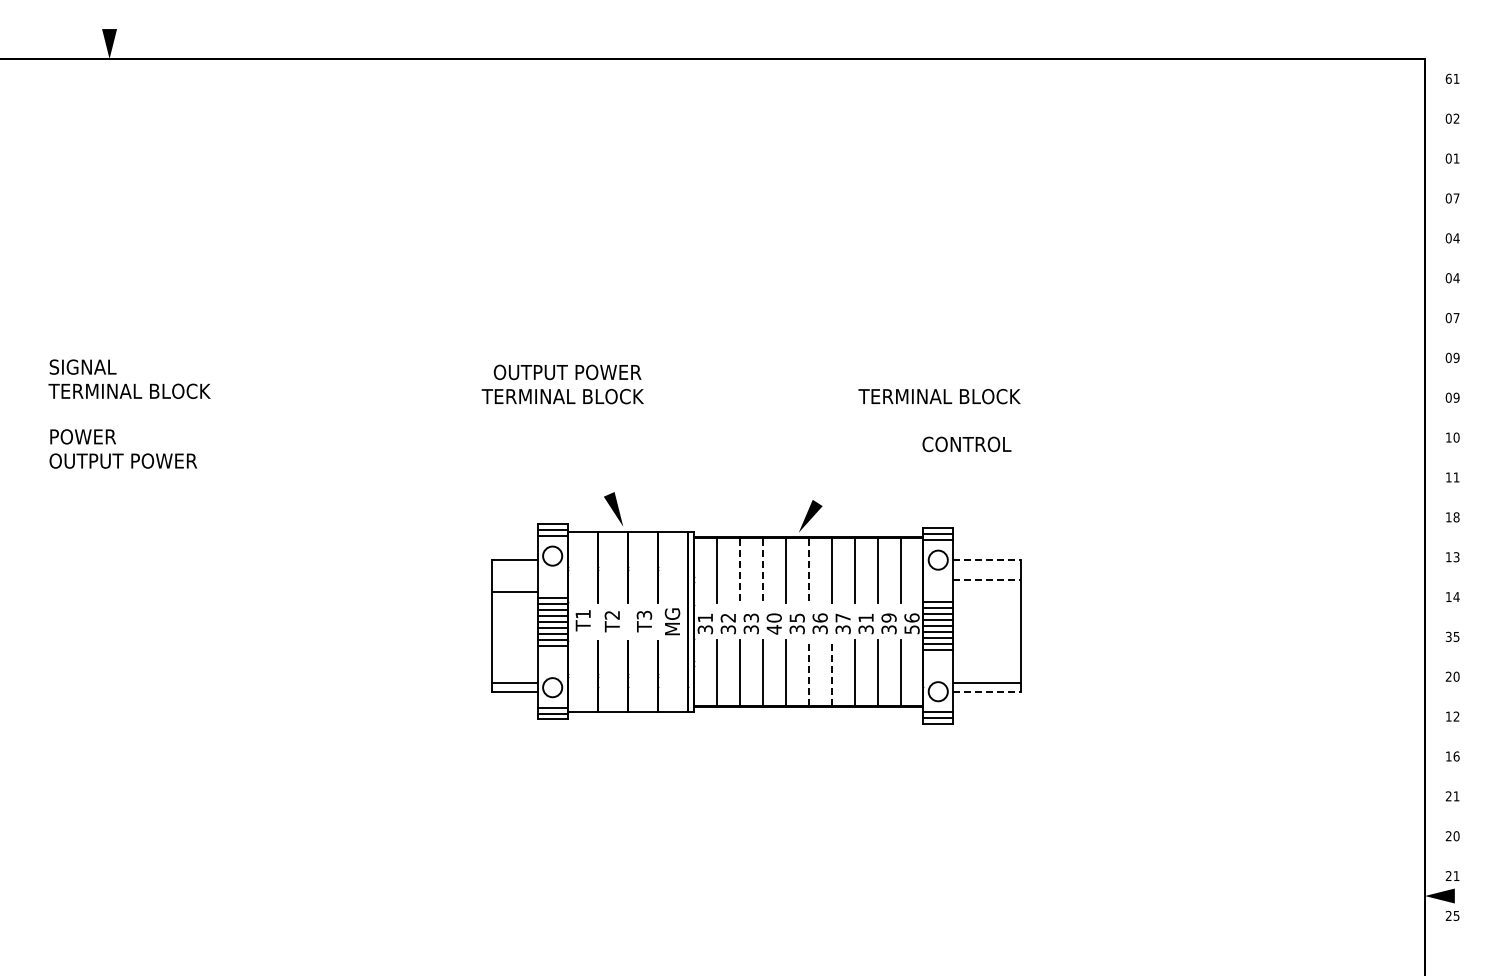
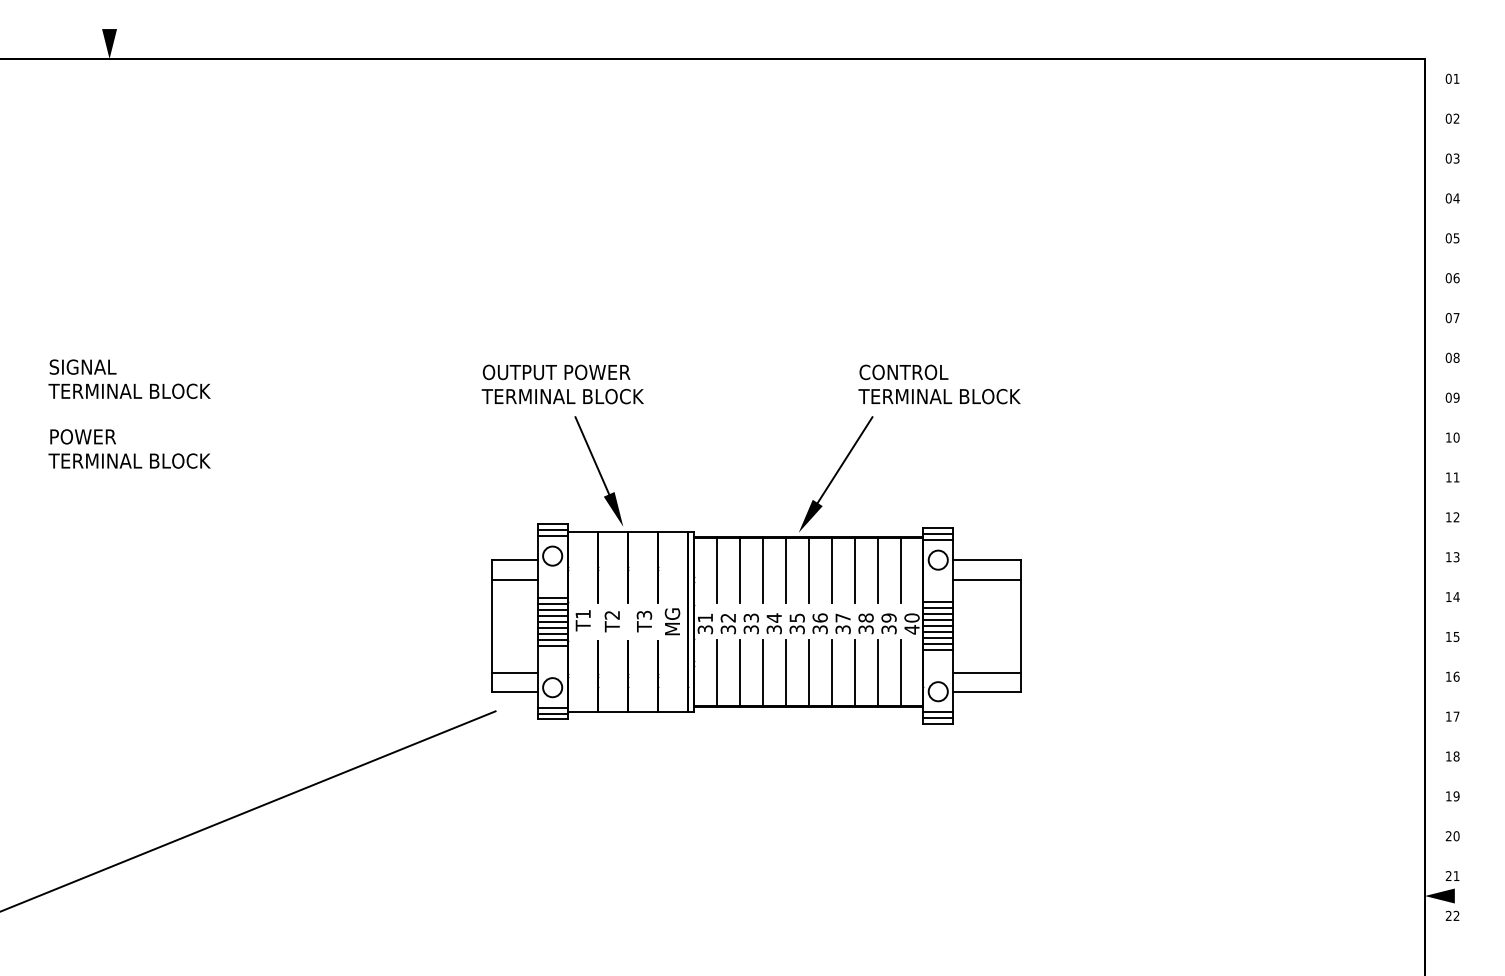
text: 61 -> 01 (1448, 78)
text: 01 -> 03 (1456, 158)
text: 07 -> 04 (1456, 198)
text: 04 -> 05 (1456, 238)
text: 04 -> 06 (1456, 278)
text: 09 -> 08 (1456, 357)
text position: (567, 372) -> (556, 372) (556, 372)
text position: (966, 444) -> (903, 372) (903, 372)
line: none -> present (592, 455)
line: none -> present (844, 459)
text: OUTPUT POWER -> TERMINAL BLOCK (129, 460)
text: 18 -> 12 (1456, 517)
line: dashed -> solid (986, 560)
line: dashed -> solid (740, 570)
line: dashed -> solid (763, 570)
line: dashed -> solid (809, 570)
line: dashed -> solid (986, 579)
line position: (514, 591) -> (514, 579) (514, 579)
text: 31 -> 38 (865, 617)
text: 40 -> 34 (773, 623)
text: 56 -> 40 (911, 623)
text: 35 -> 15 (1448, 636)
line: dashed -> solid (809, 673)
line: dashed -> solid (832, 673)
text: 20 -> 16 (1452, 676)
line position: (514, 682) -> (514, 672) (514, 672)
line position: (986, 682) -> (986, 672) (986, 672)
line: dashed -> solid (986, 691)
text: 12 -> 17 (1456, 716)
text: 16 -> 18 (1456, 756)
text: 21 -> 19 (1452, 796)
line: none -> present (248, 810)
text: 25 -> 22 (1456, 915)
